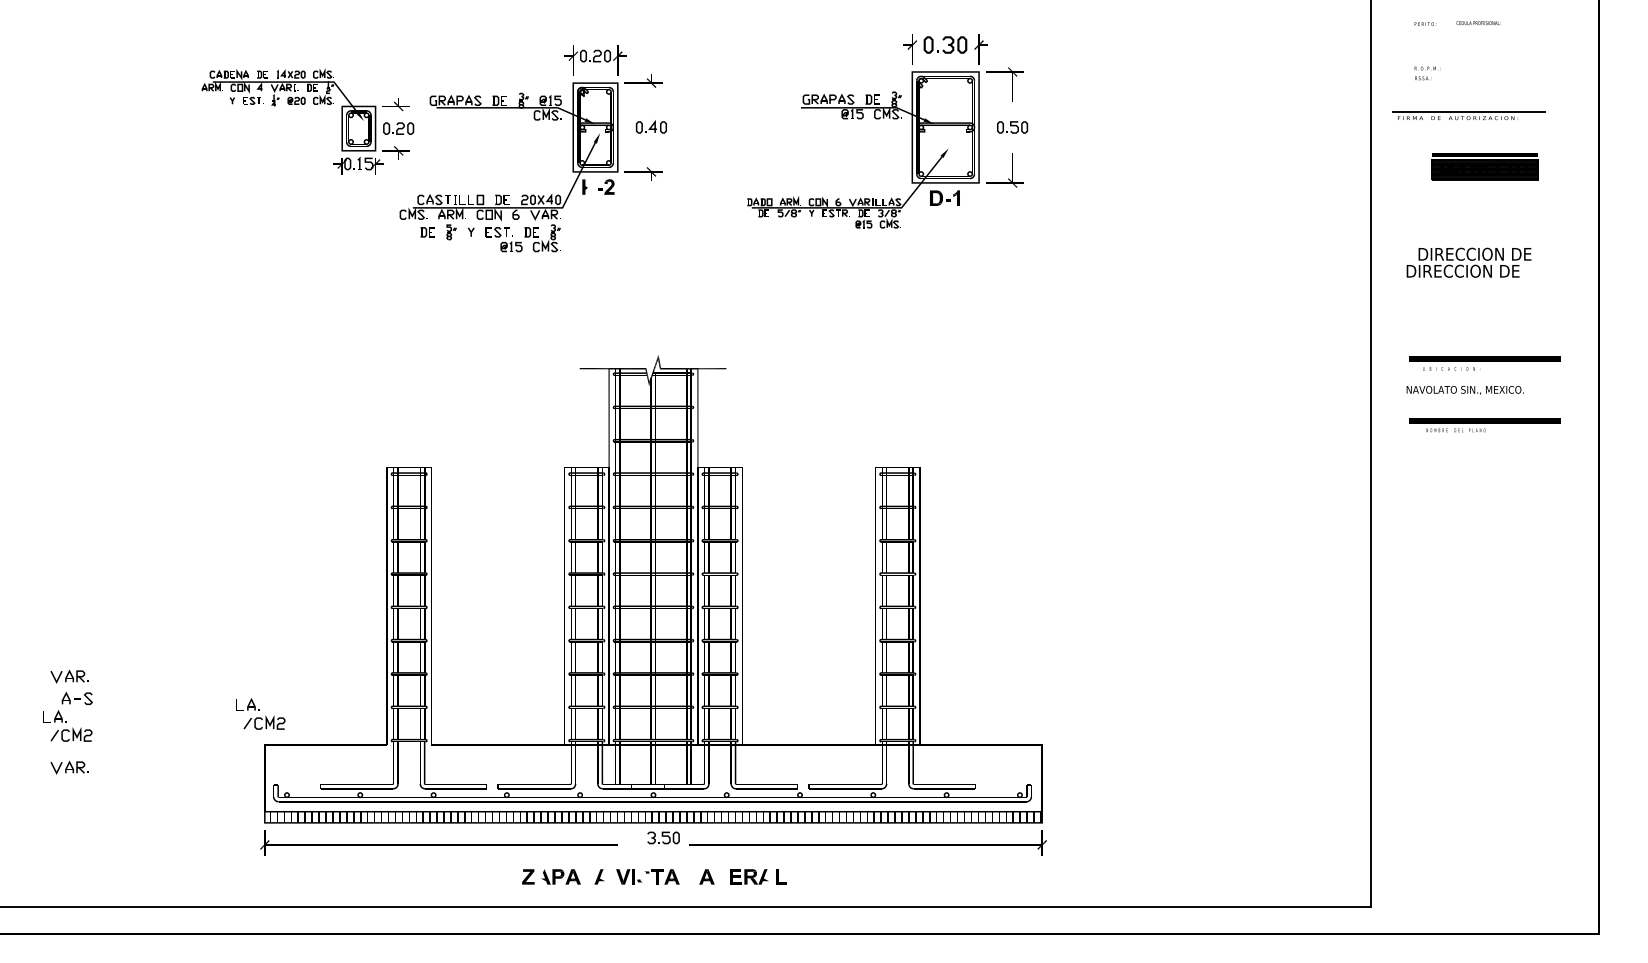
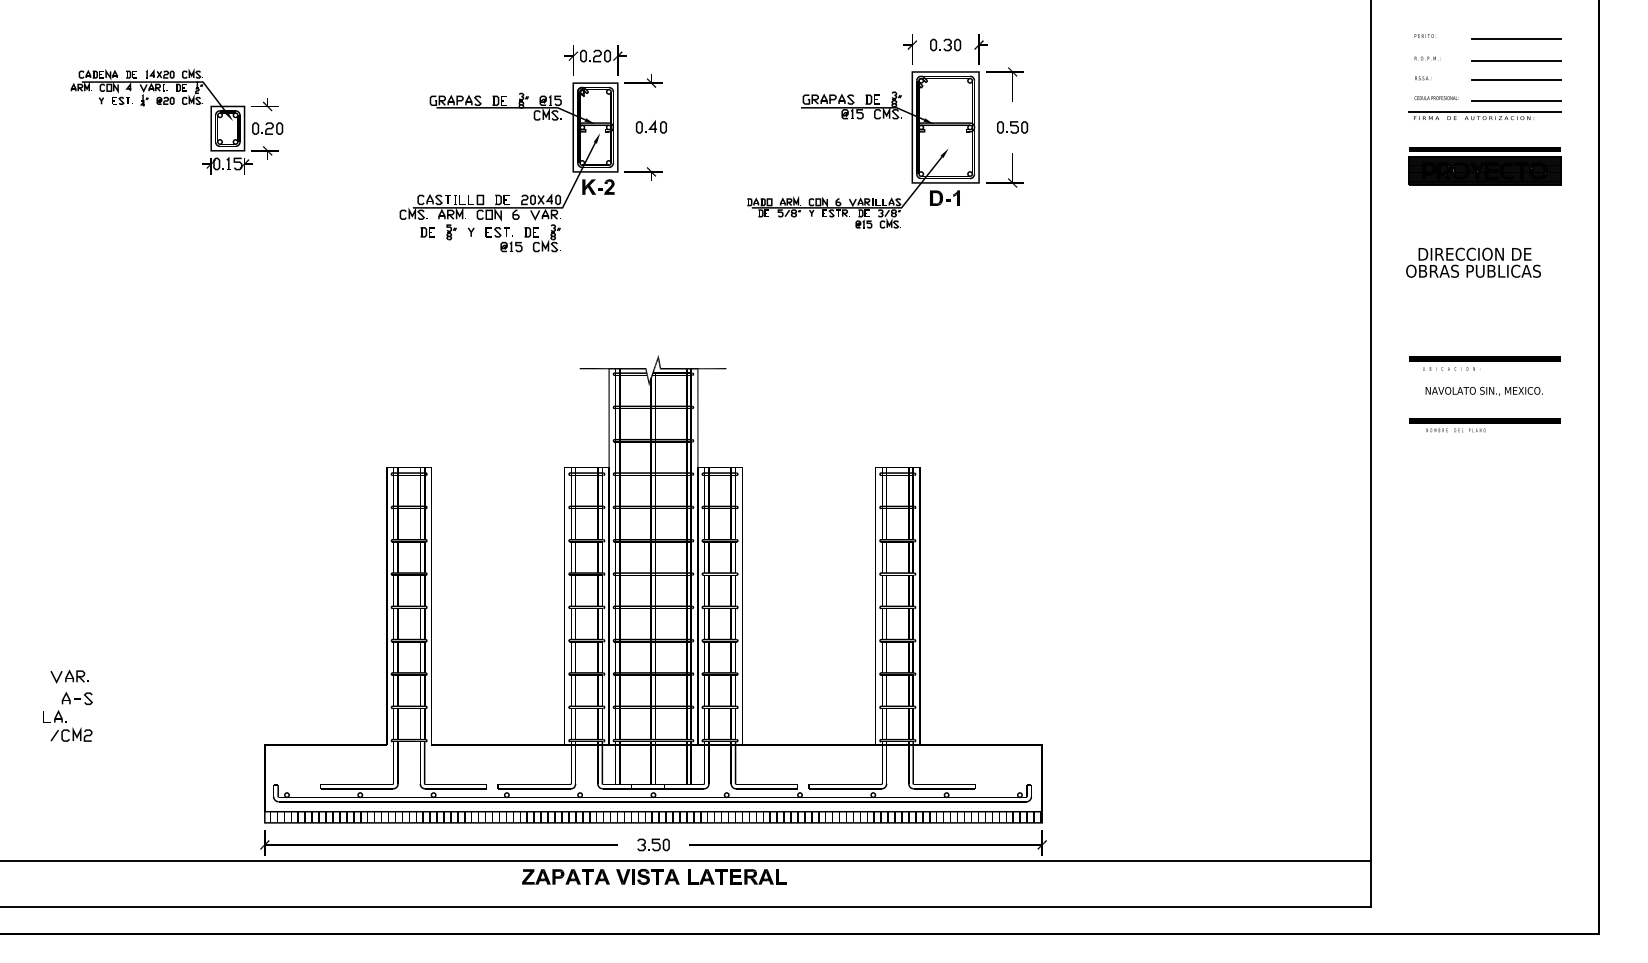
text position: (1424, 23) -> (1424, 35) (1424, 35)
text position: (1478, 23) -> (1436, 98) (1436, 98)
line: none -> present (1516, 38)
part size: 45x18 px -> 32x14 px (945, 44)
line: none -> present (1516, 61)
text position: (1427, 68) -> (1427, 58) (1427, 58)
line: none -> present (1516, 80)
line: none -> present (1516, 100)
part position: (304, 104) -> (173, 104) (173, 104)
part position: (1468, 115) -> (1484, 115) (1484, 115)
part size: 108x28 px -> 154x39 px (1484, 166)
fill: none -> present (590, 186)
text: DIRECCION DE -> OBRAS PUBLICAS (1473, 270)
text position: (1464, 390) -> (1483, 391) (1483, 391)
part: present -> none (260, 713)
part: present -> none (69, 767)
part position: (663, 837) -> (653, 844) (653, 844)
line: none -> present (686, 860)
fill: none -> present (540, 876)
fill: none -> present (587, 876)
fill: none -> present (604, 876)
fill: none -> present (643, 876)
fill: none -> present (692, 876)
fill: none -> present (721, 876)
fill: none -> present (768, 876)
